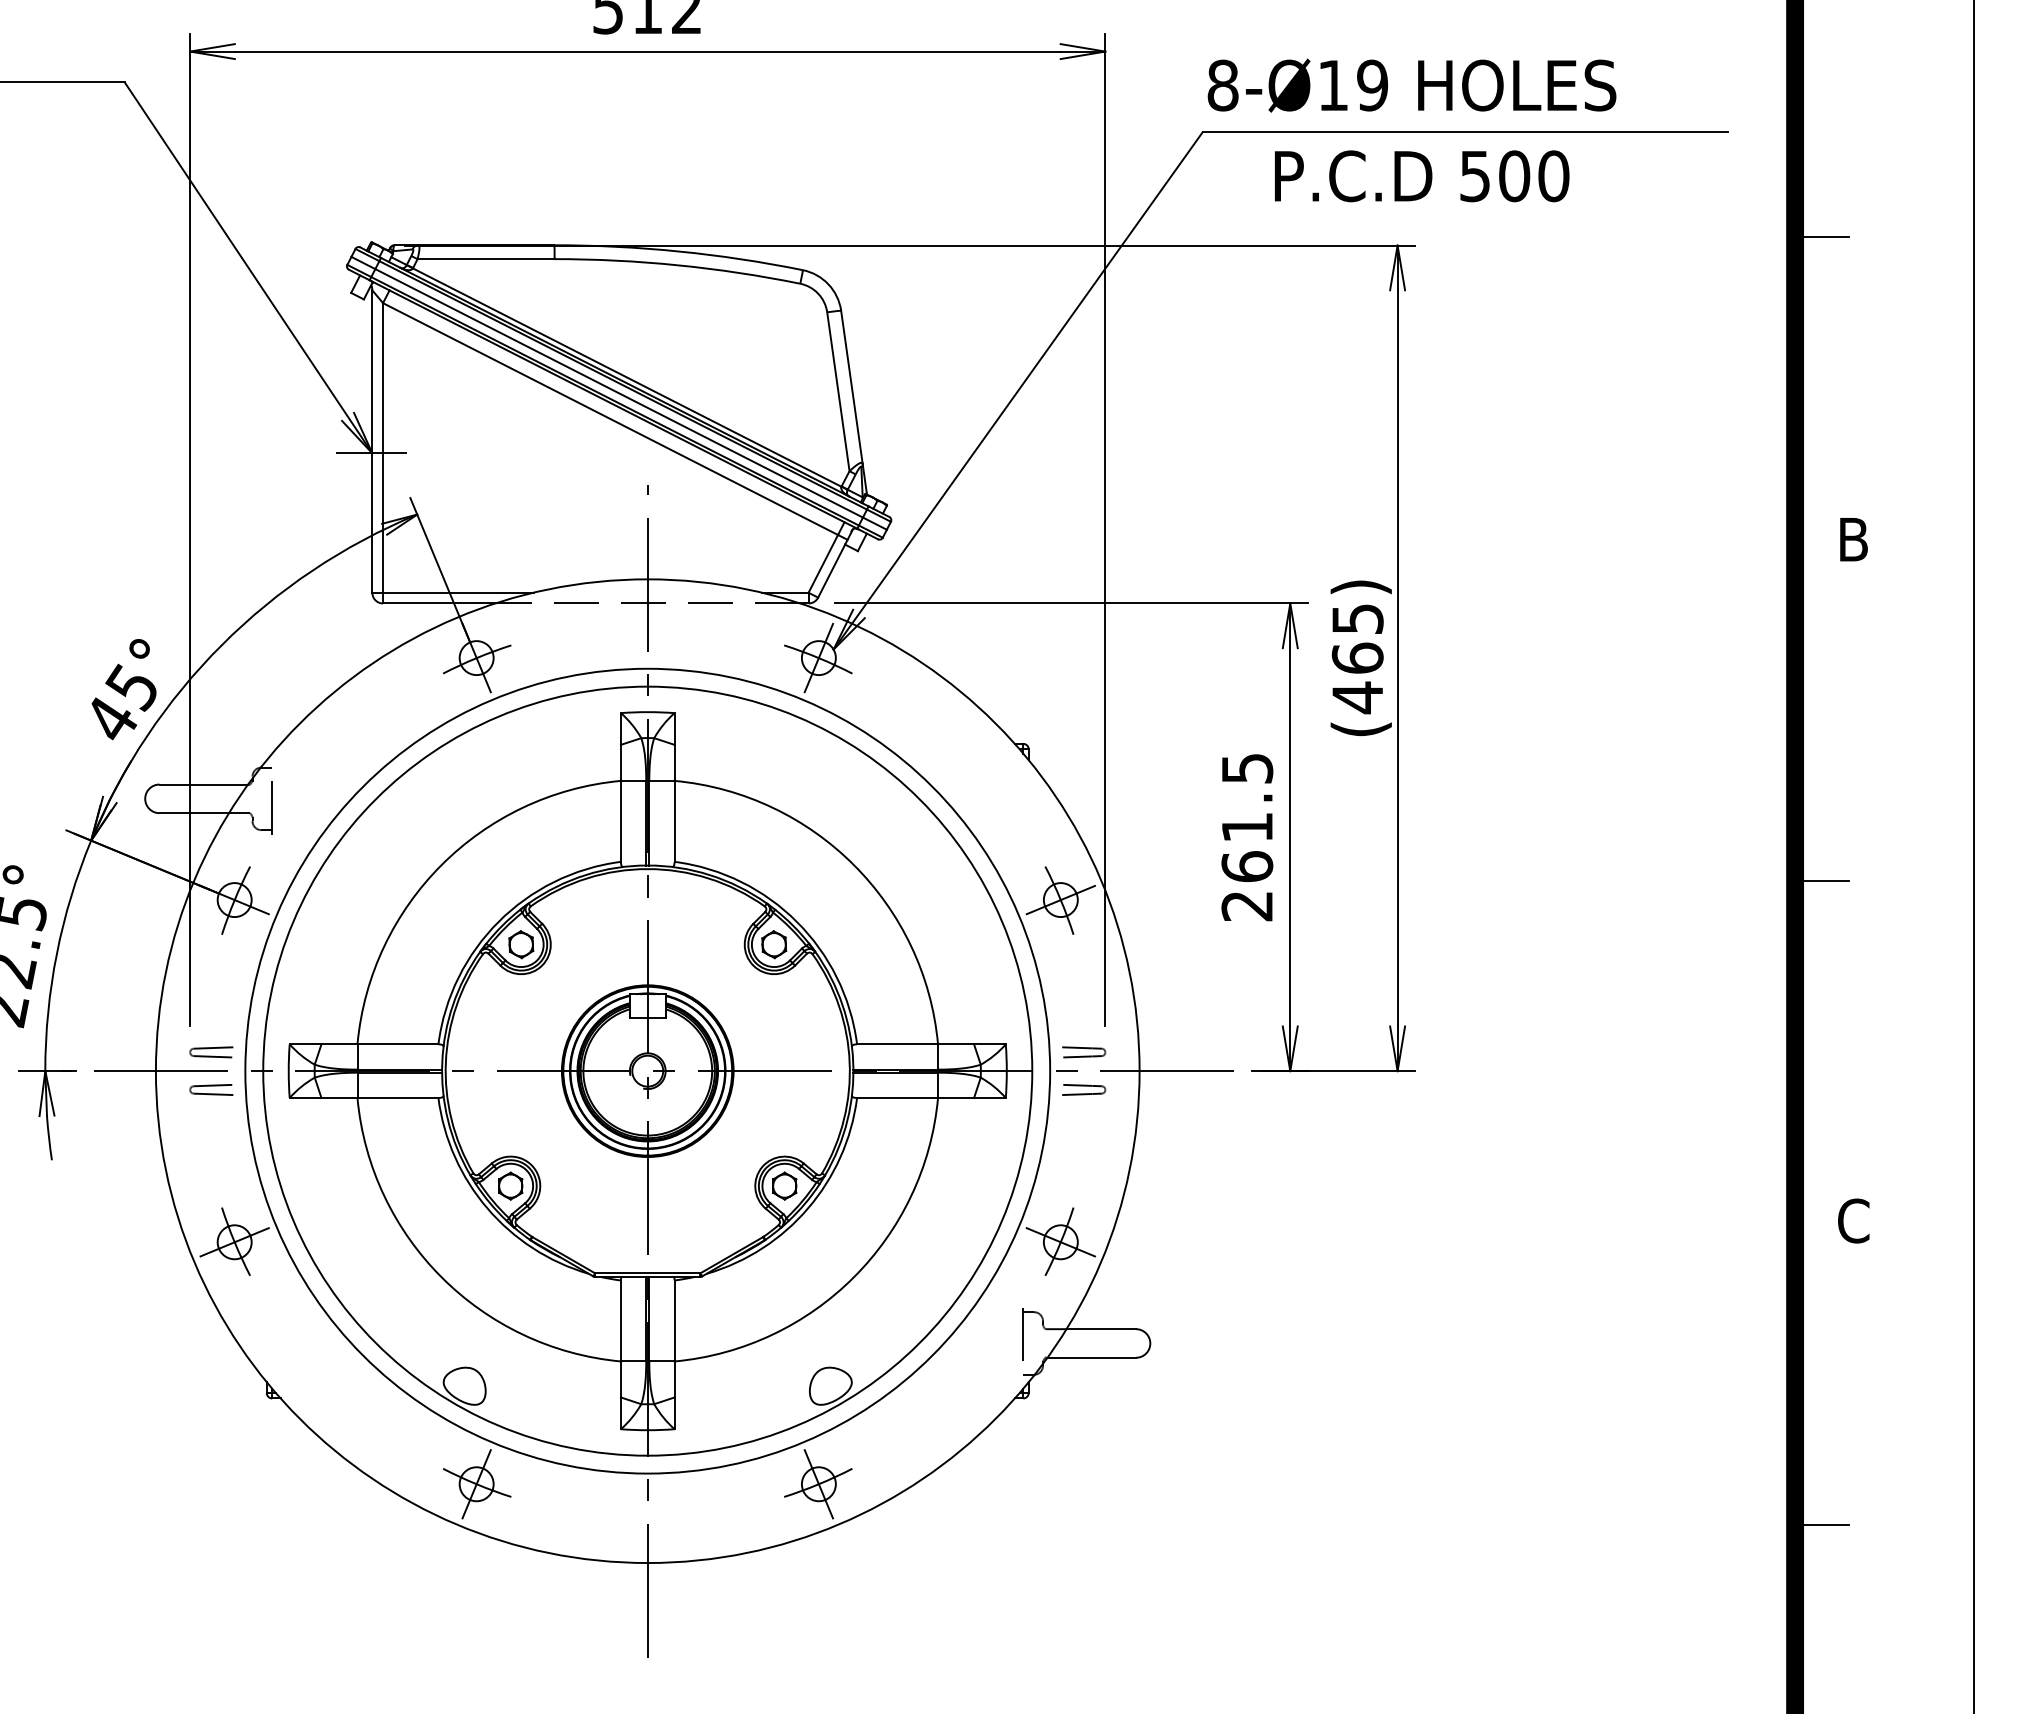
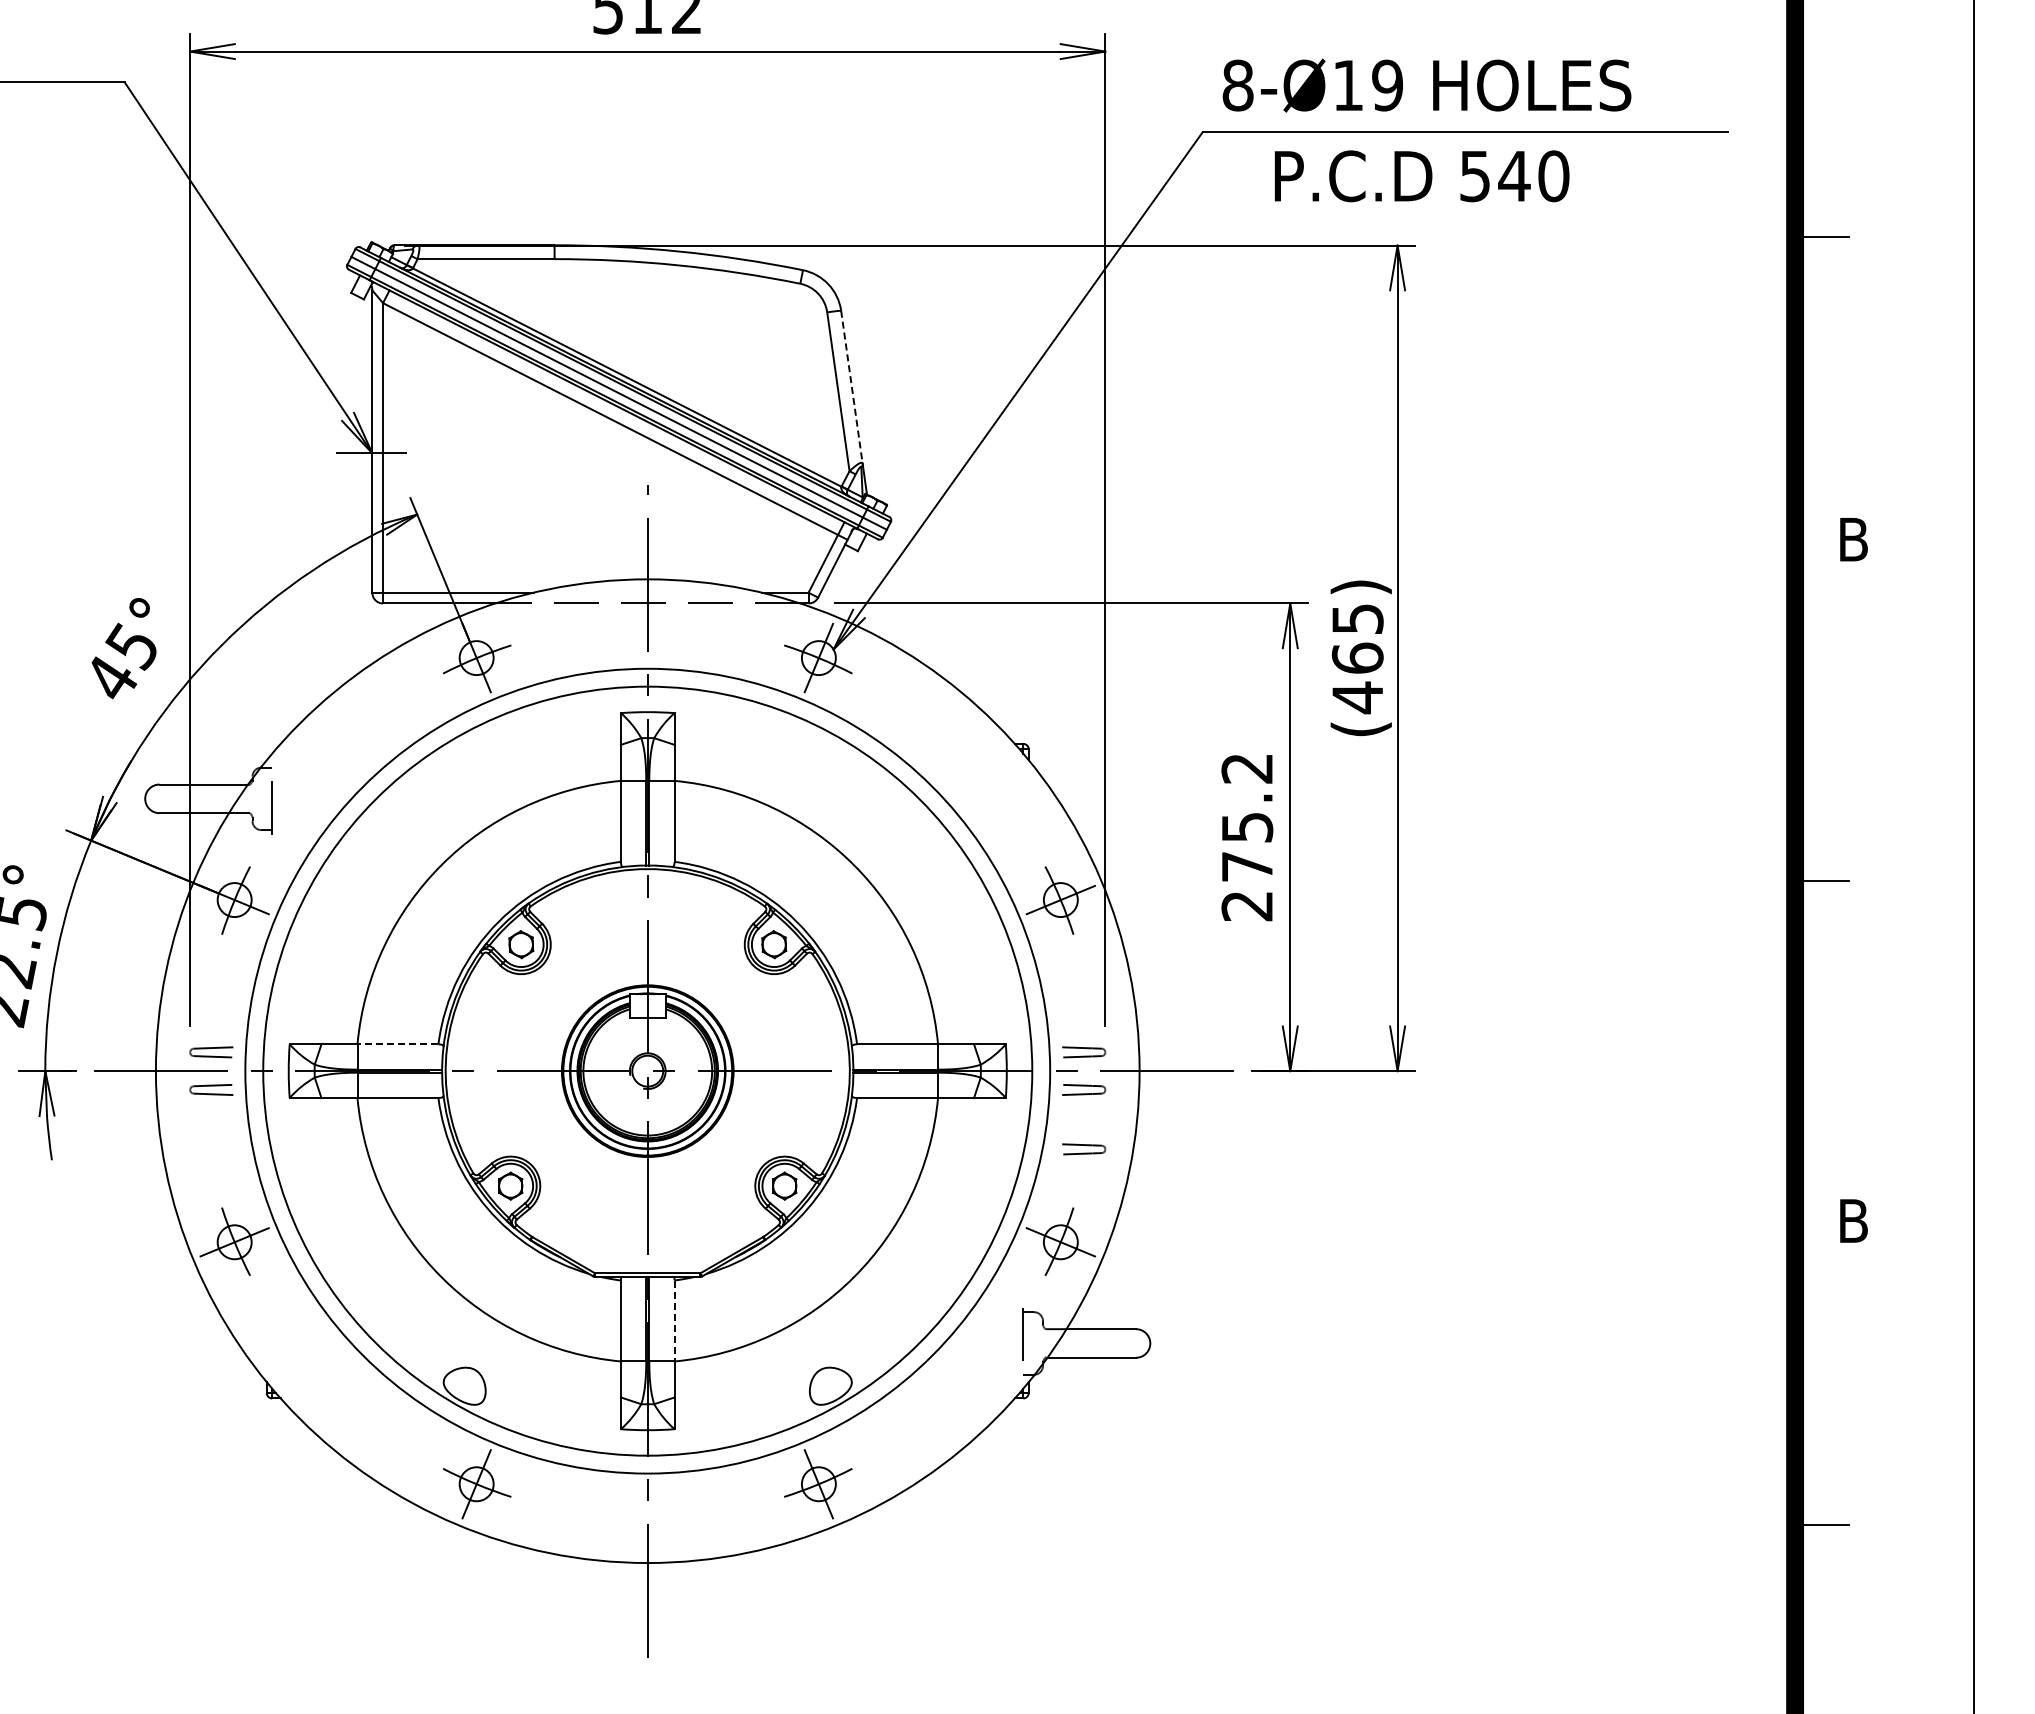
text position: (1411, 85) -> (1426, 85) (1426, 85)
text: 500 -> 540 (1514, 176)
line: solid -> dashed (851, 387)
text position: (123, 689) -> (123, 648) (123, 648)
text: 261.5 -> 275.2 (1247, 818)
line: solid -> dashed (397, 1044)
part: none -> present (1084, 1149)
text: C -> B (1853, 1220)
line: solid -> dashed (674, 1321)
